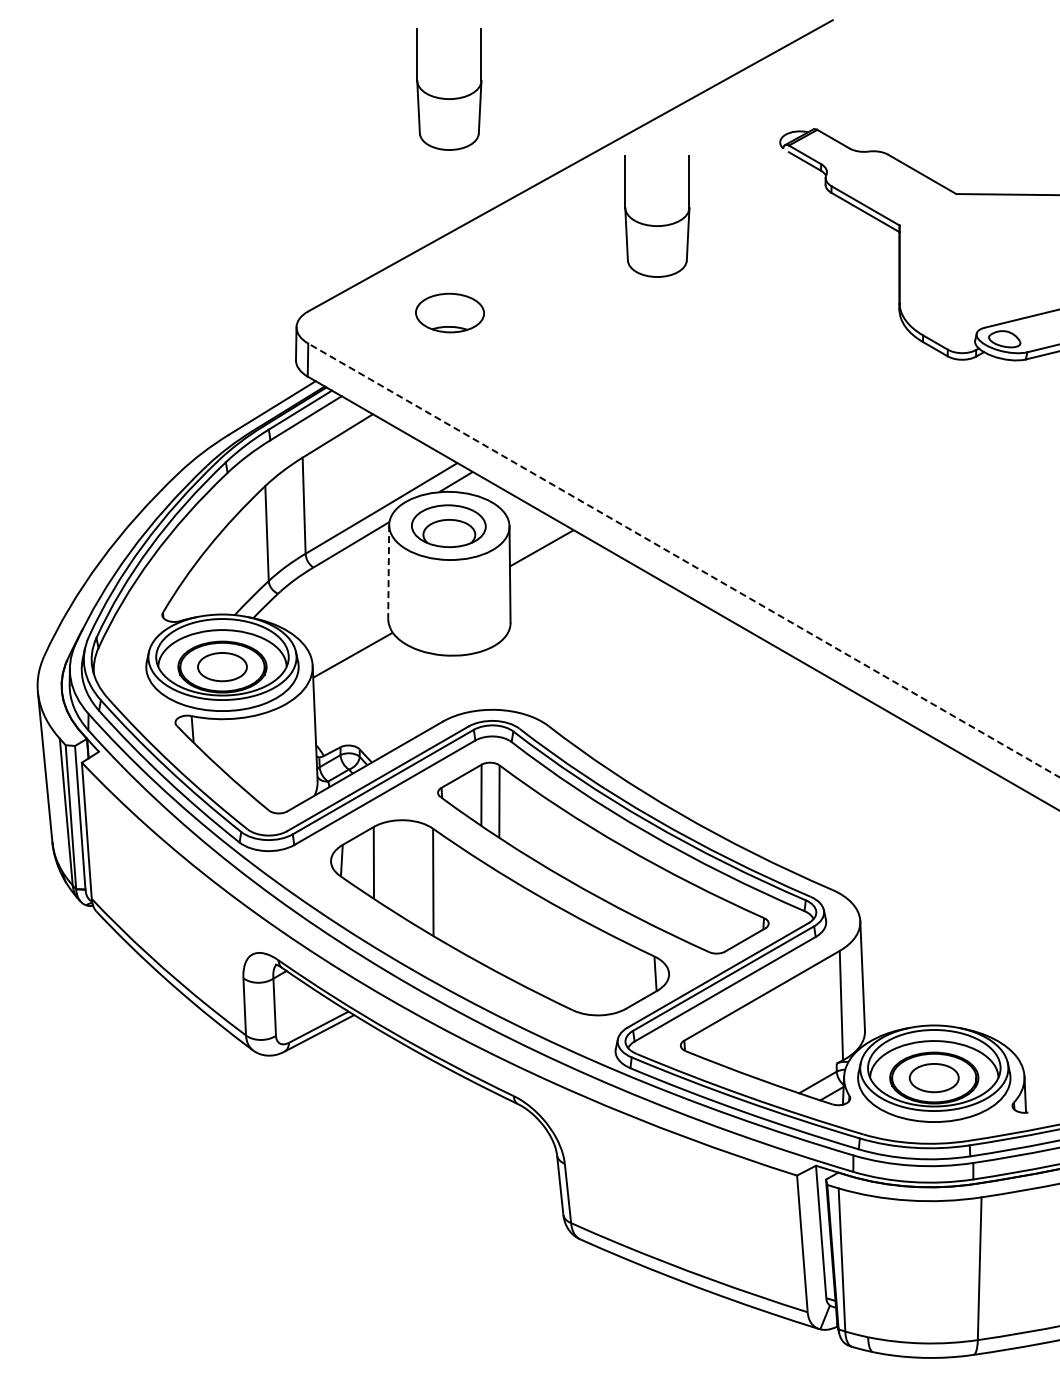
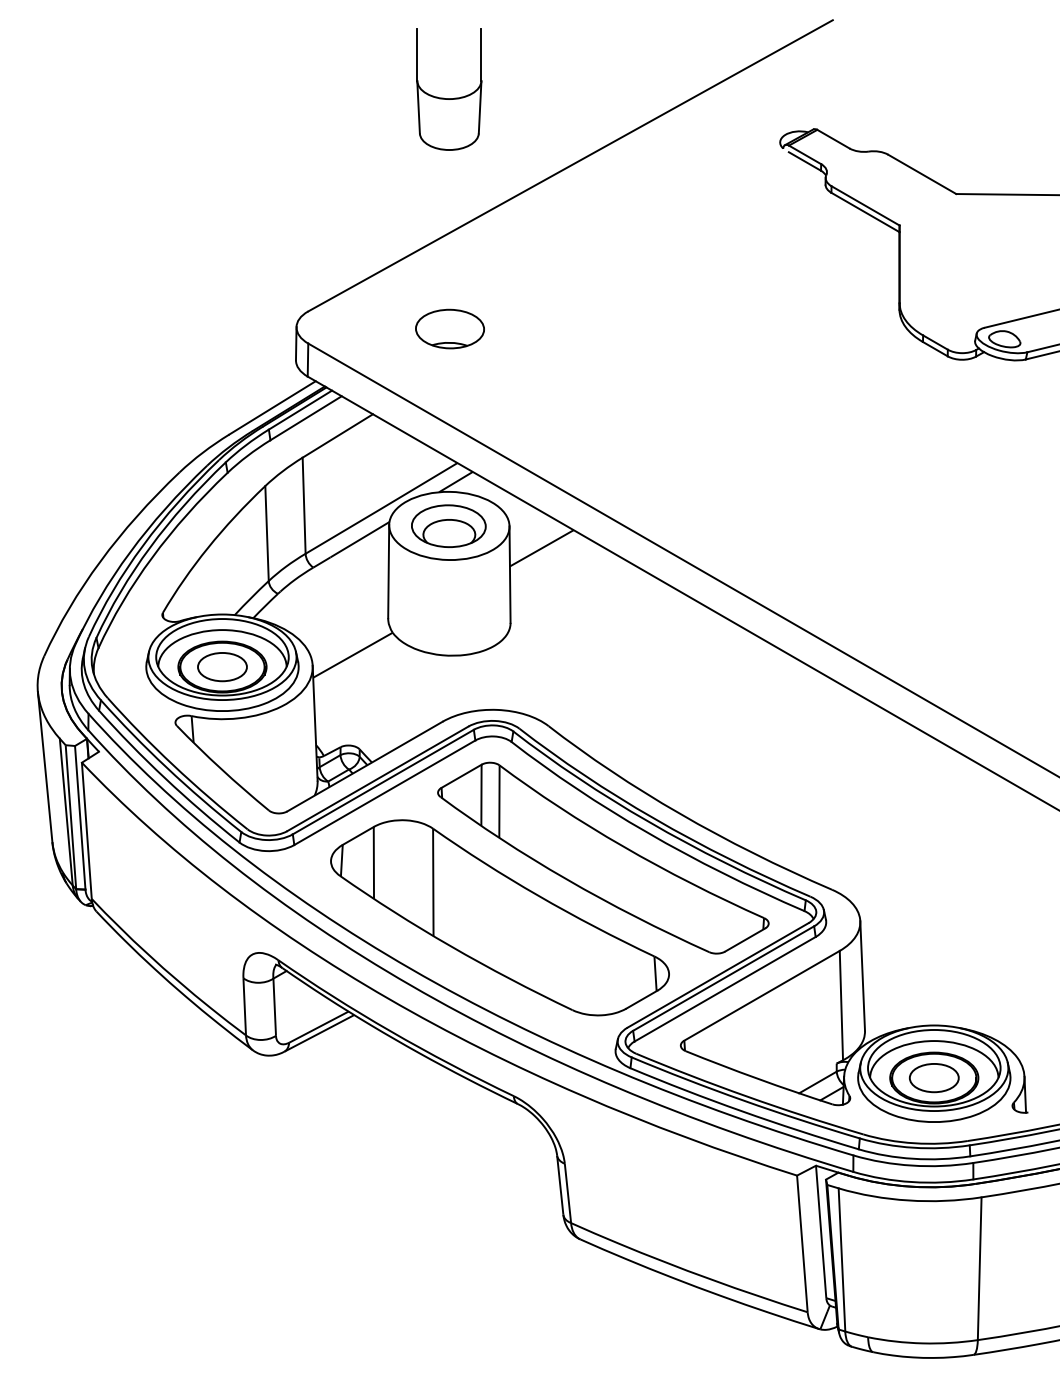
part: present -> none (657, 225)
part position: (449, 312) -> (449, 328) (449, 328)
line: dashed -> solid (684, 560)
line: dashed -> solid (388, 571)
